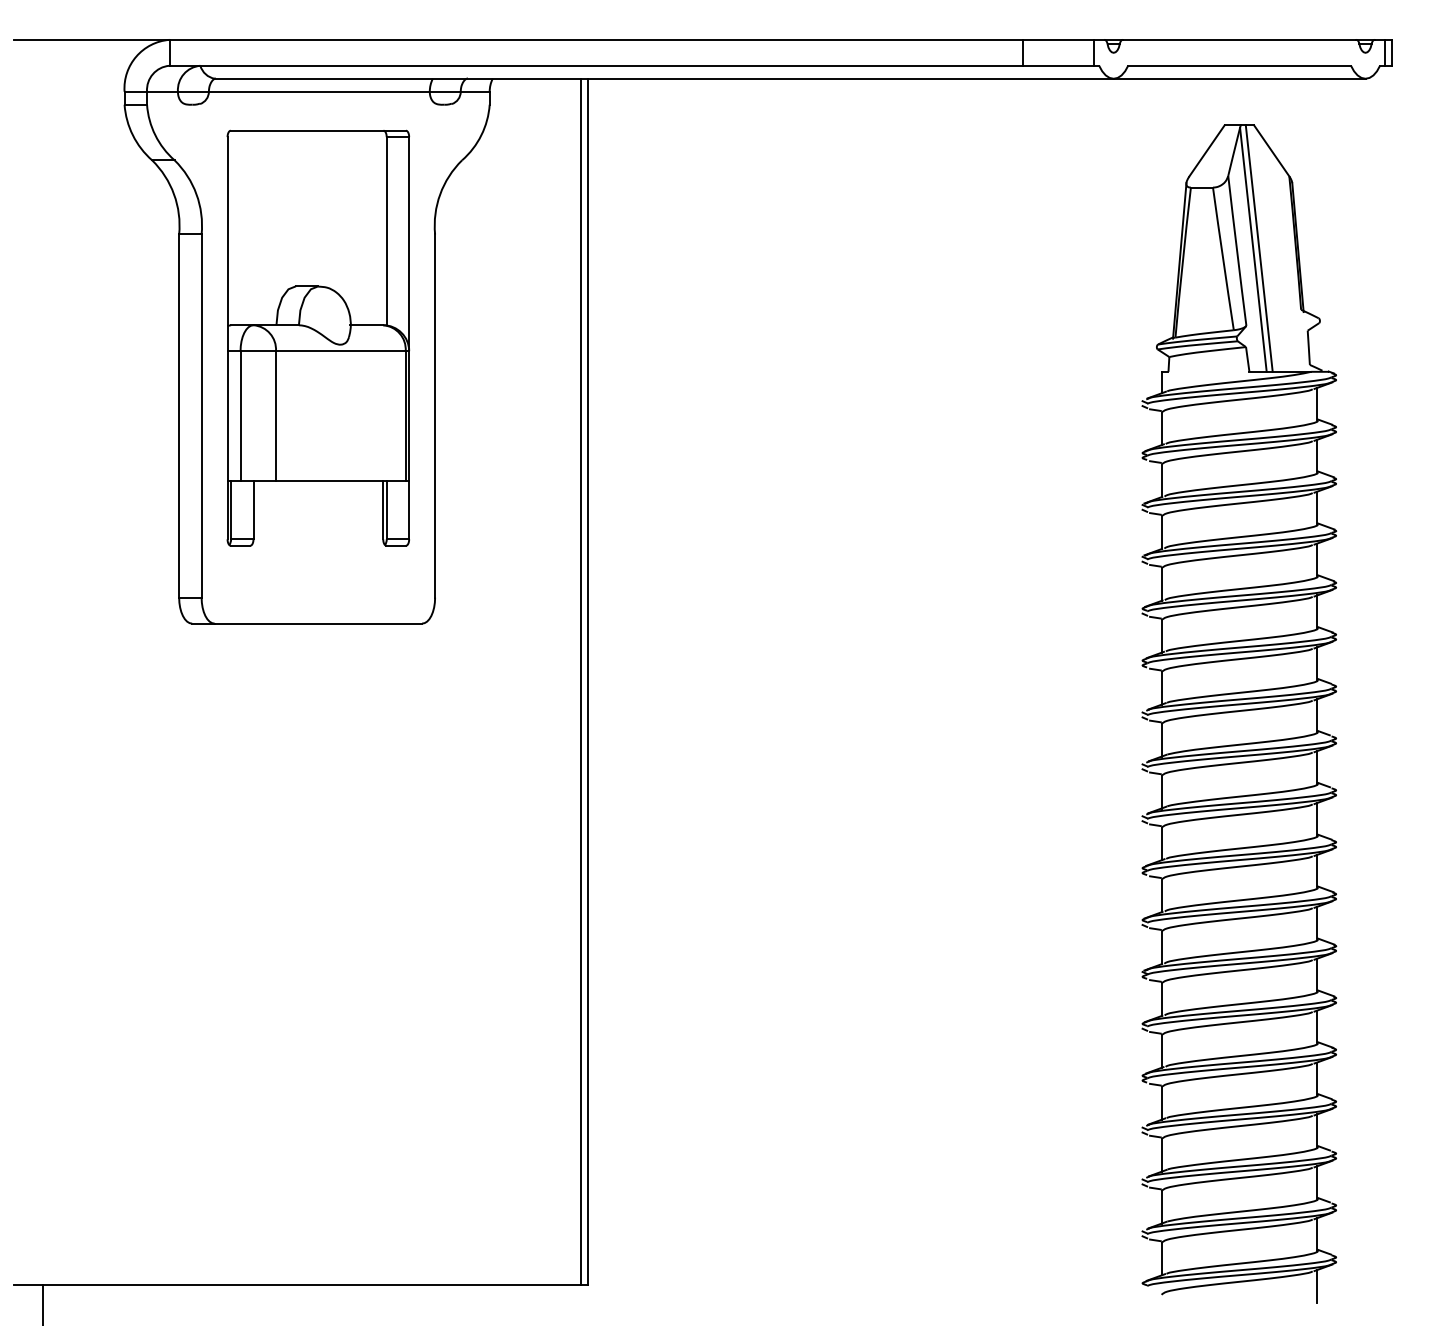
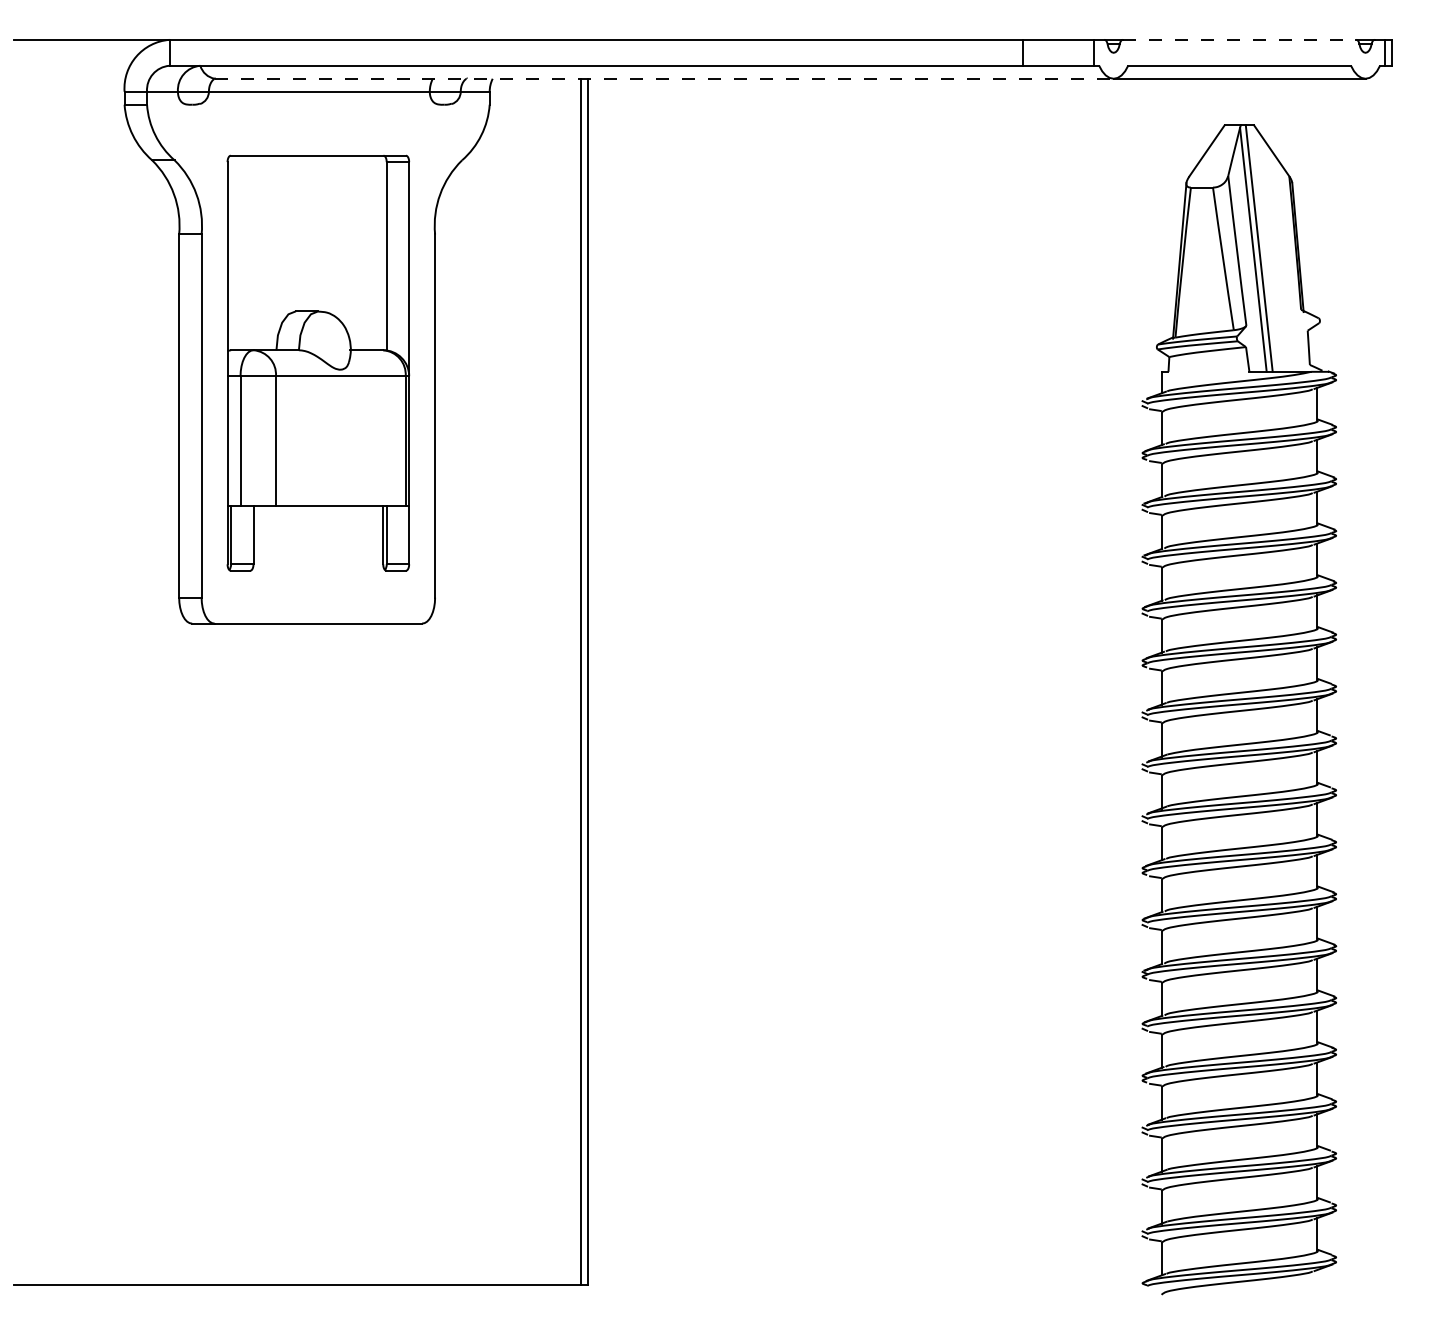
line: solid -> dashed (1239, 39)
line: solid -> dashed (664, 78)
part position: (318, 337) -> (318, 362) (318, 362)
line: present -> none (1317, 1286)
line: present -> none (43, 1303)
